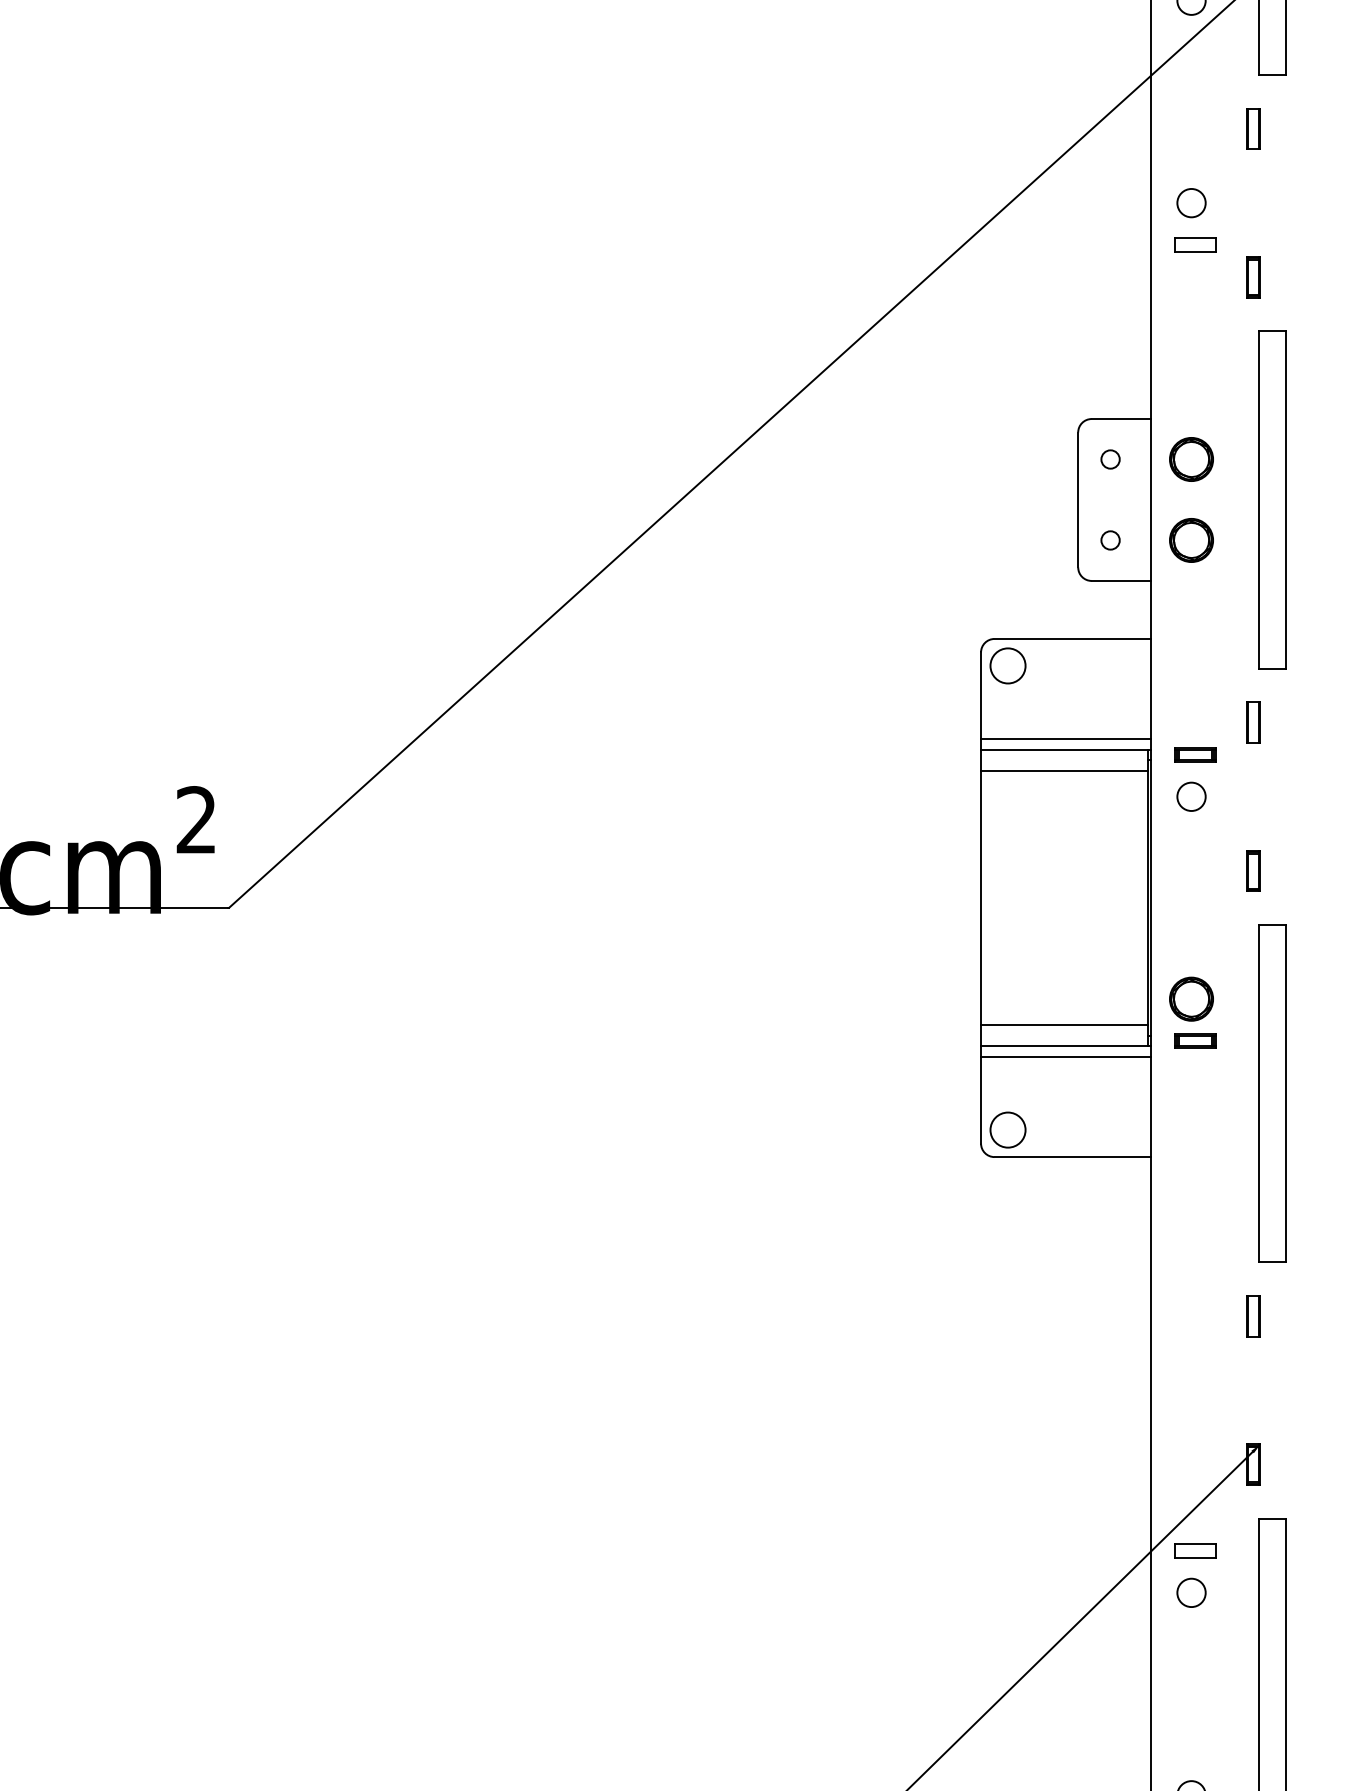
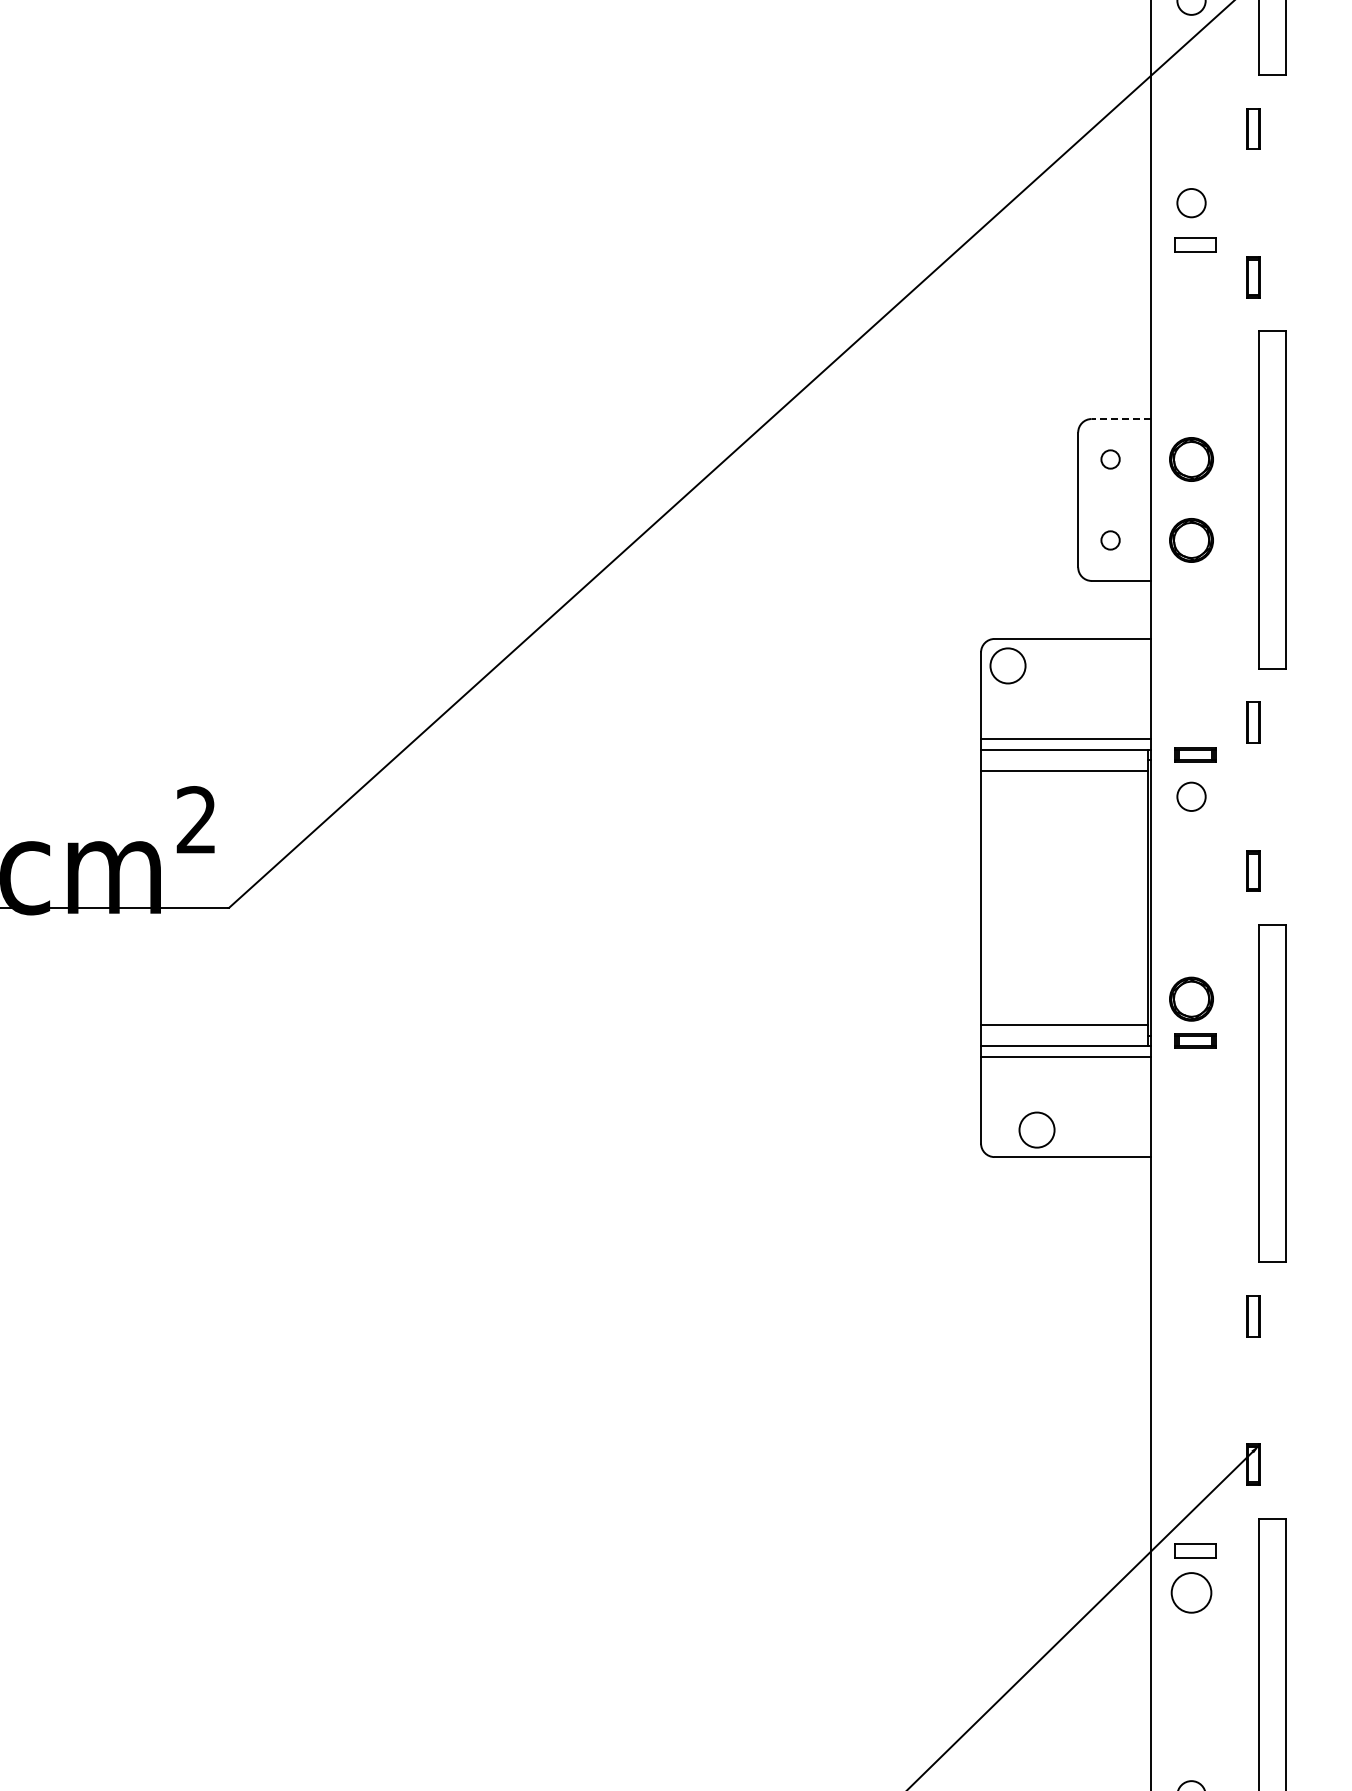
line: solid -> dashed (1121, 419)
circle position: (1007, 1129) -> (1036, 1129) (1036, 1129)
circle diameter: 28 px -> 40 px (1191, 1592)
